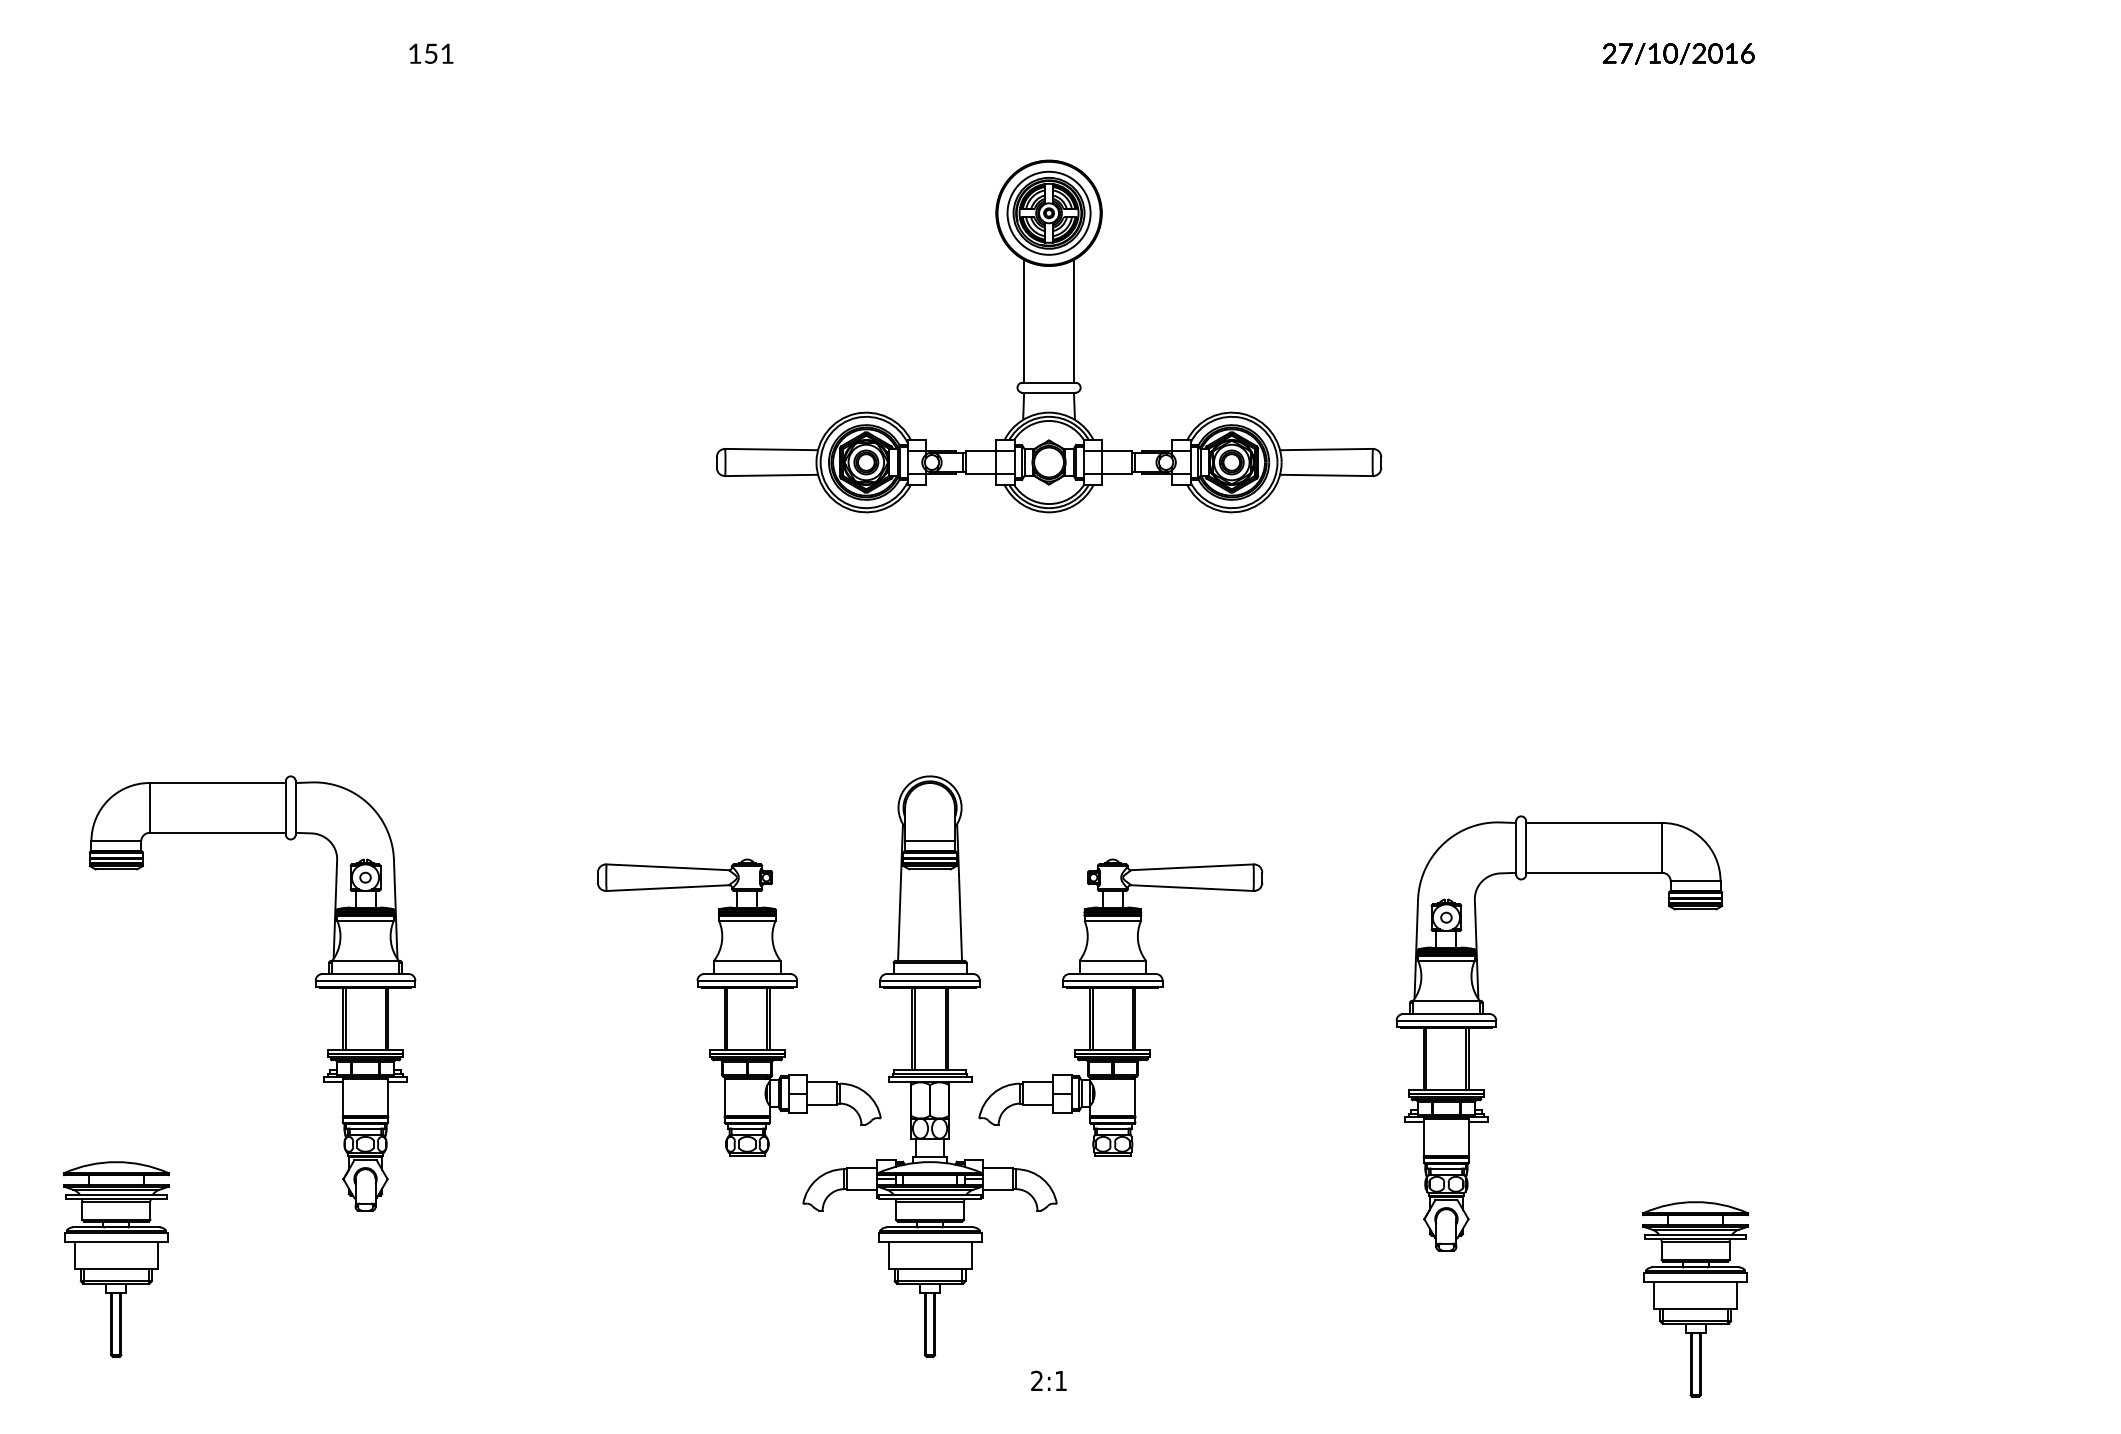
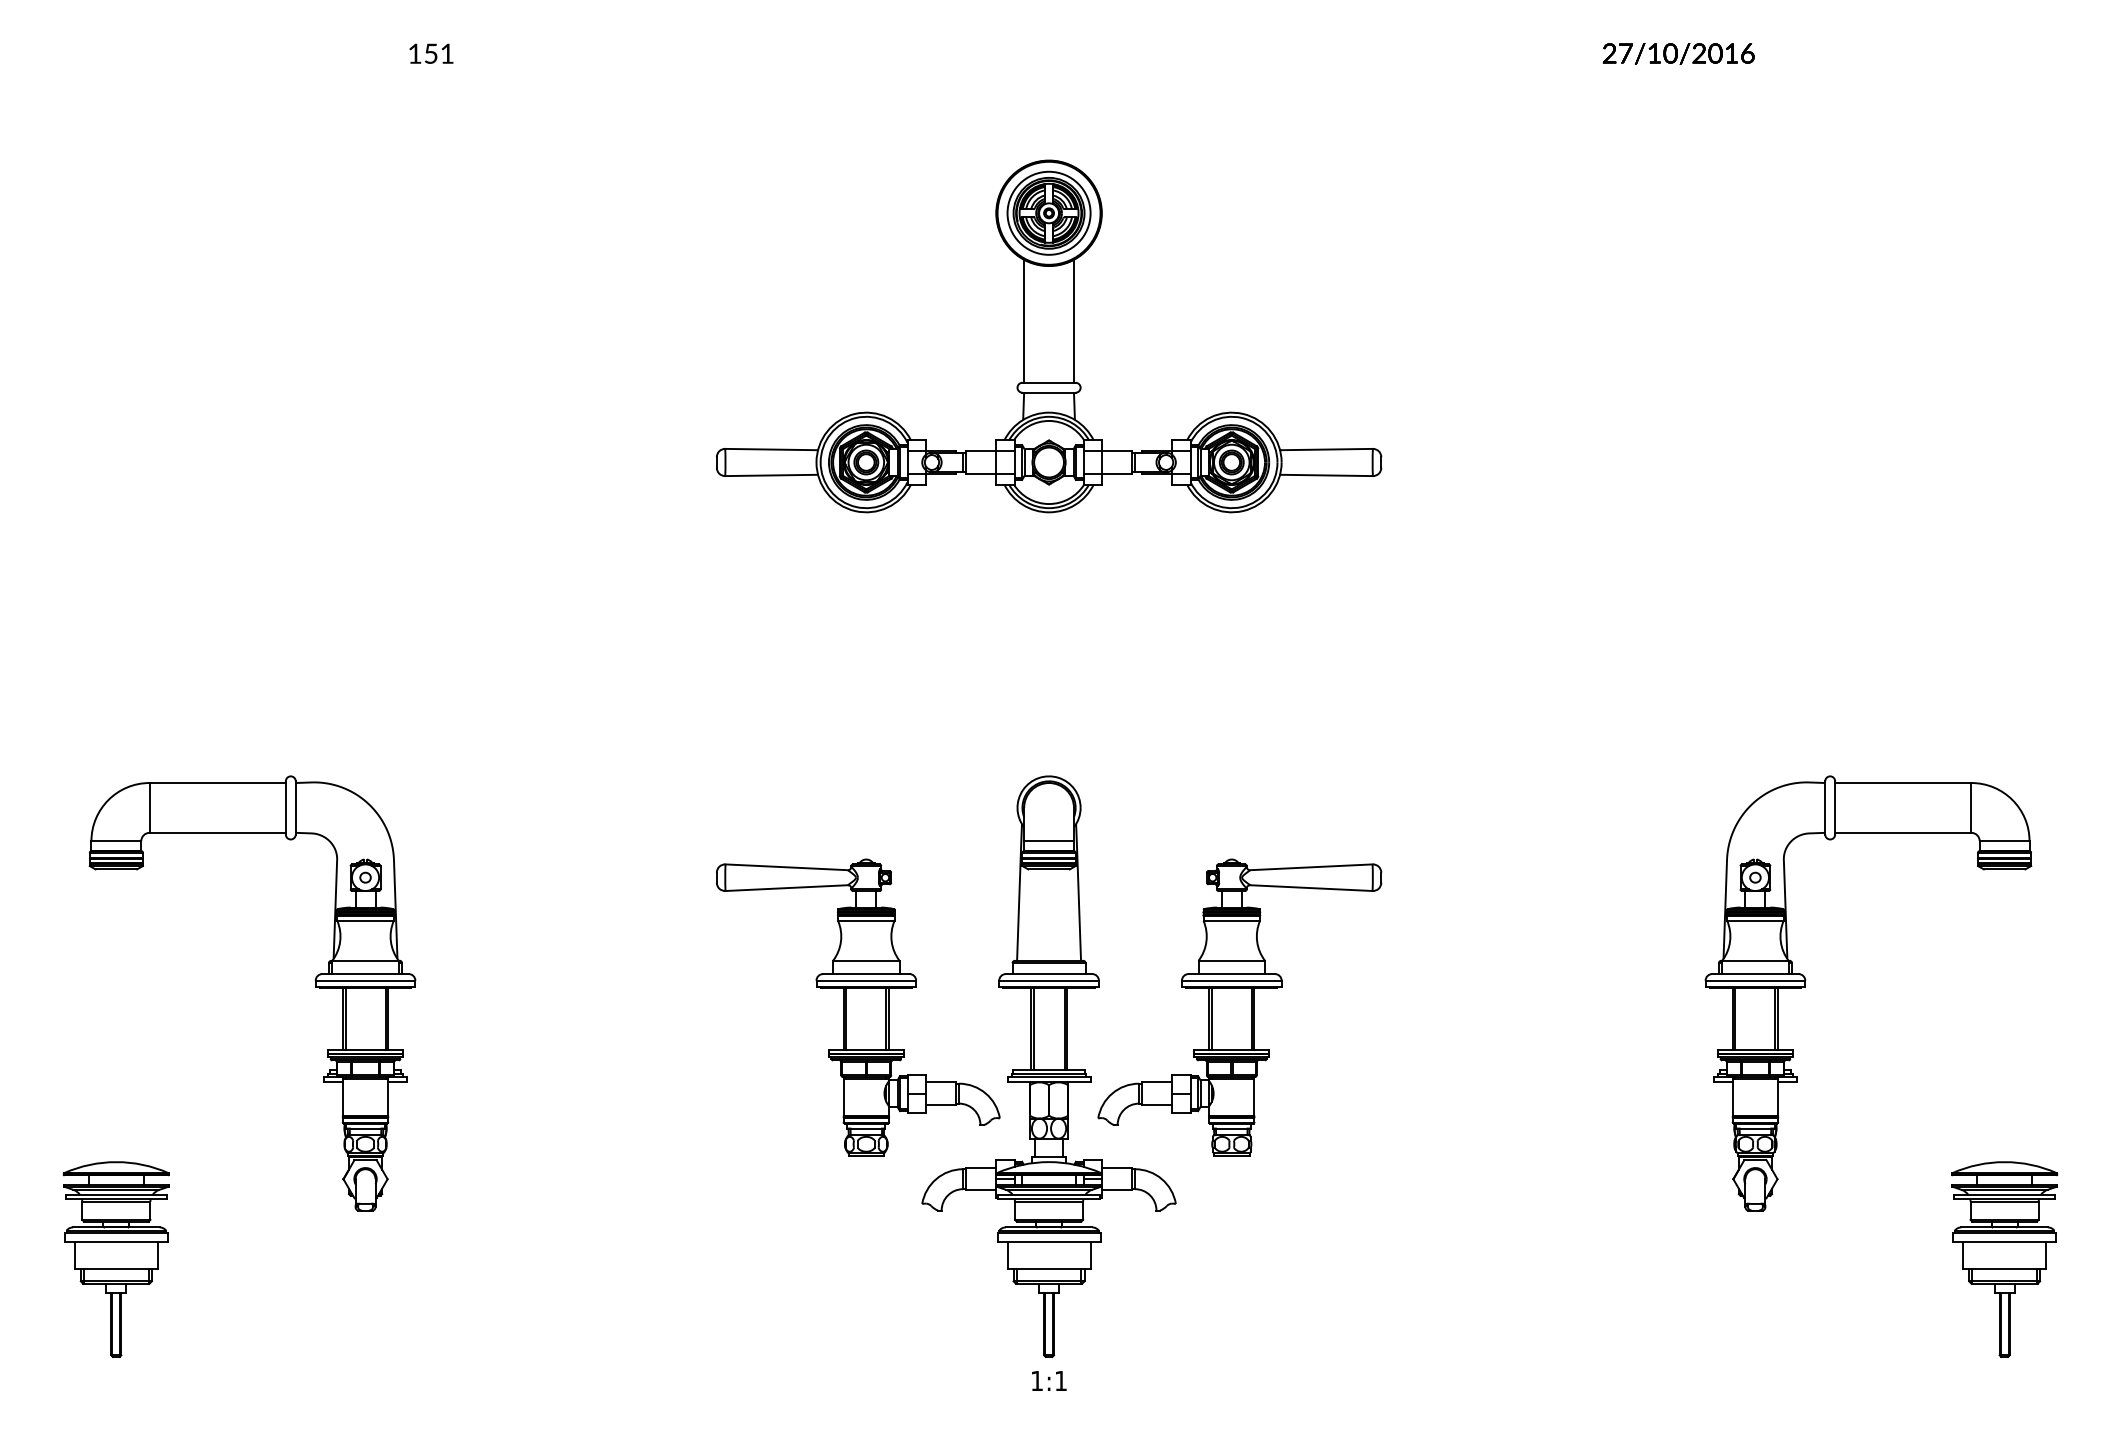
part position: (930, 1066) -> (1049, 1066) (1049, 1066)
part position: (1488, 1116) -> (1797, 1076) (1797, 1076)
text: 2:1 -> 1:1 (1036, 1380)
